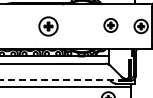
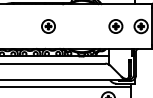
part position: (110, 25) -> (115, 26) (115, 26)
part size: 21x21 px -> 15x15 px (48, 26)
line: dashed -> solid (62, 79)
